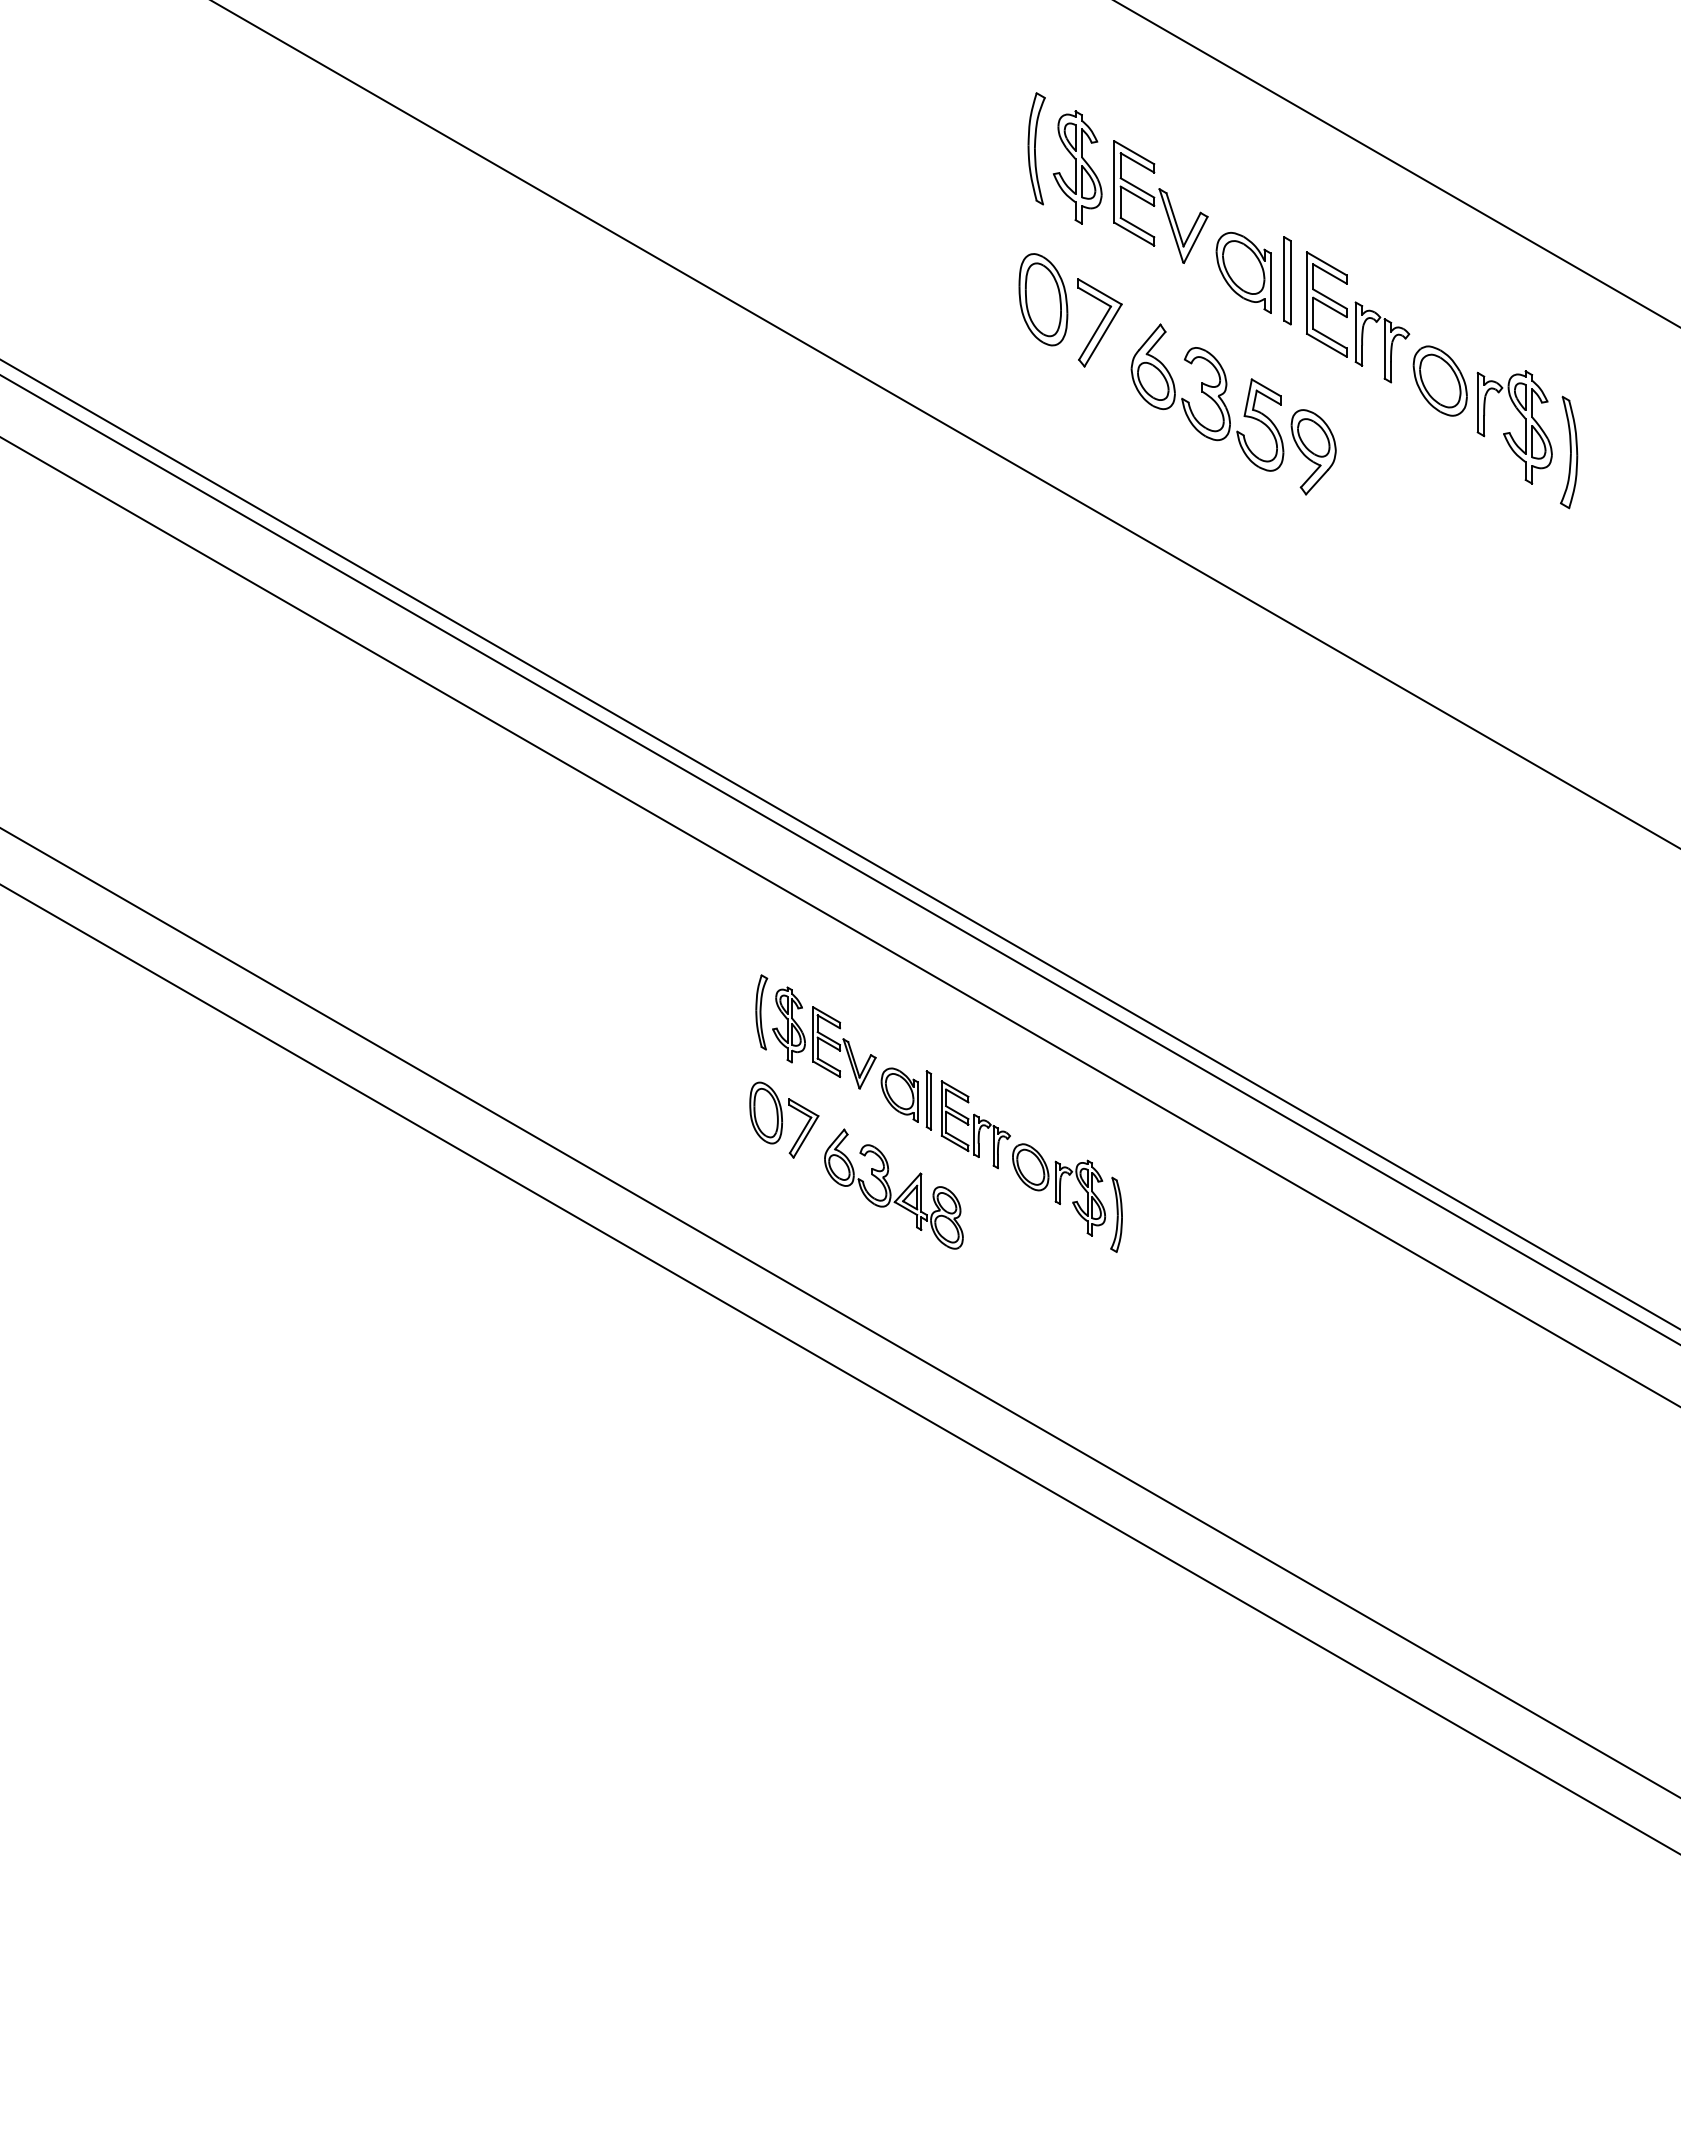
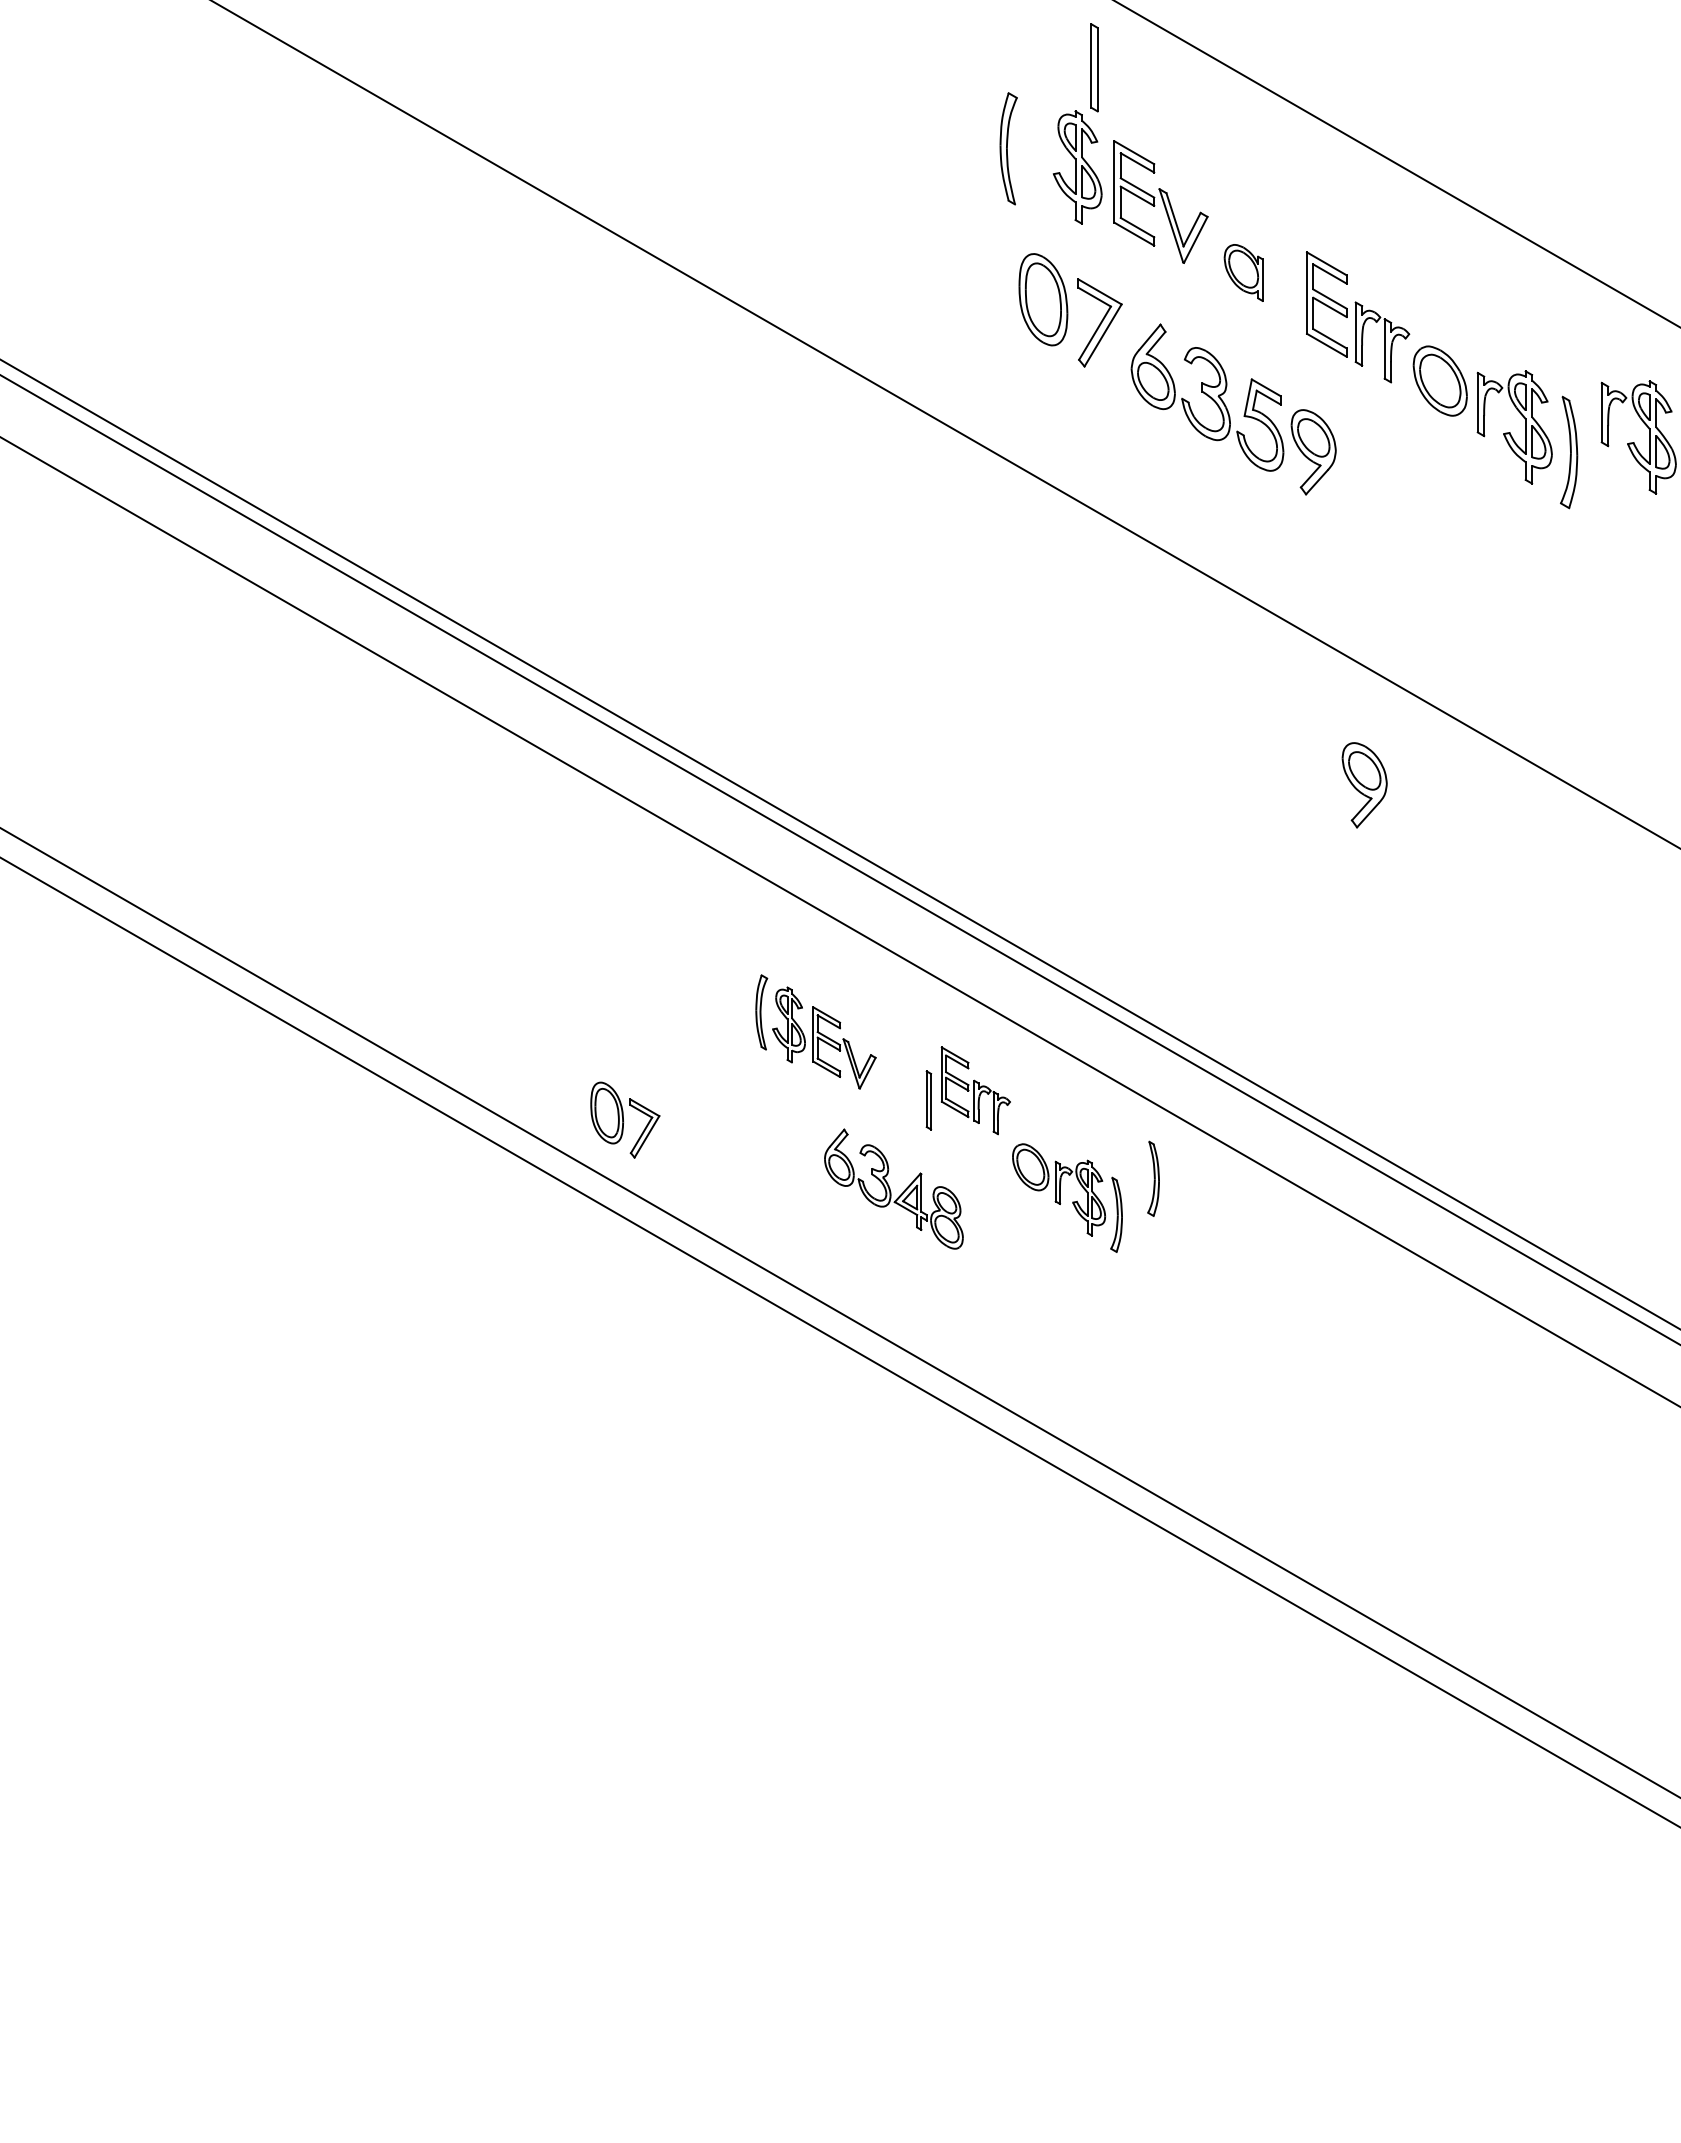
part position: (1036, 148) -> (1008, 148) (1008, 148)
part size: 57x82 px -> 41x58 px (1243, 272)
part position: (1287, 280) -> (1094, 67) (1094, 67)
part: none -> present (1634, 442)
part: none -> present (1364, 785)
part: present -> none (899, 1094)
part position: (784, 1119) -> (625, 1119) (625, 1119)
part position: (975, 1124) -> (975, 1090) (975, 1090)
part: none -> present (1153, 1178)
line position: (839, 1368) -> (839, 1342) (839, 1342)
